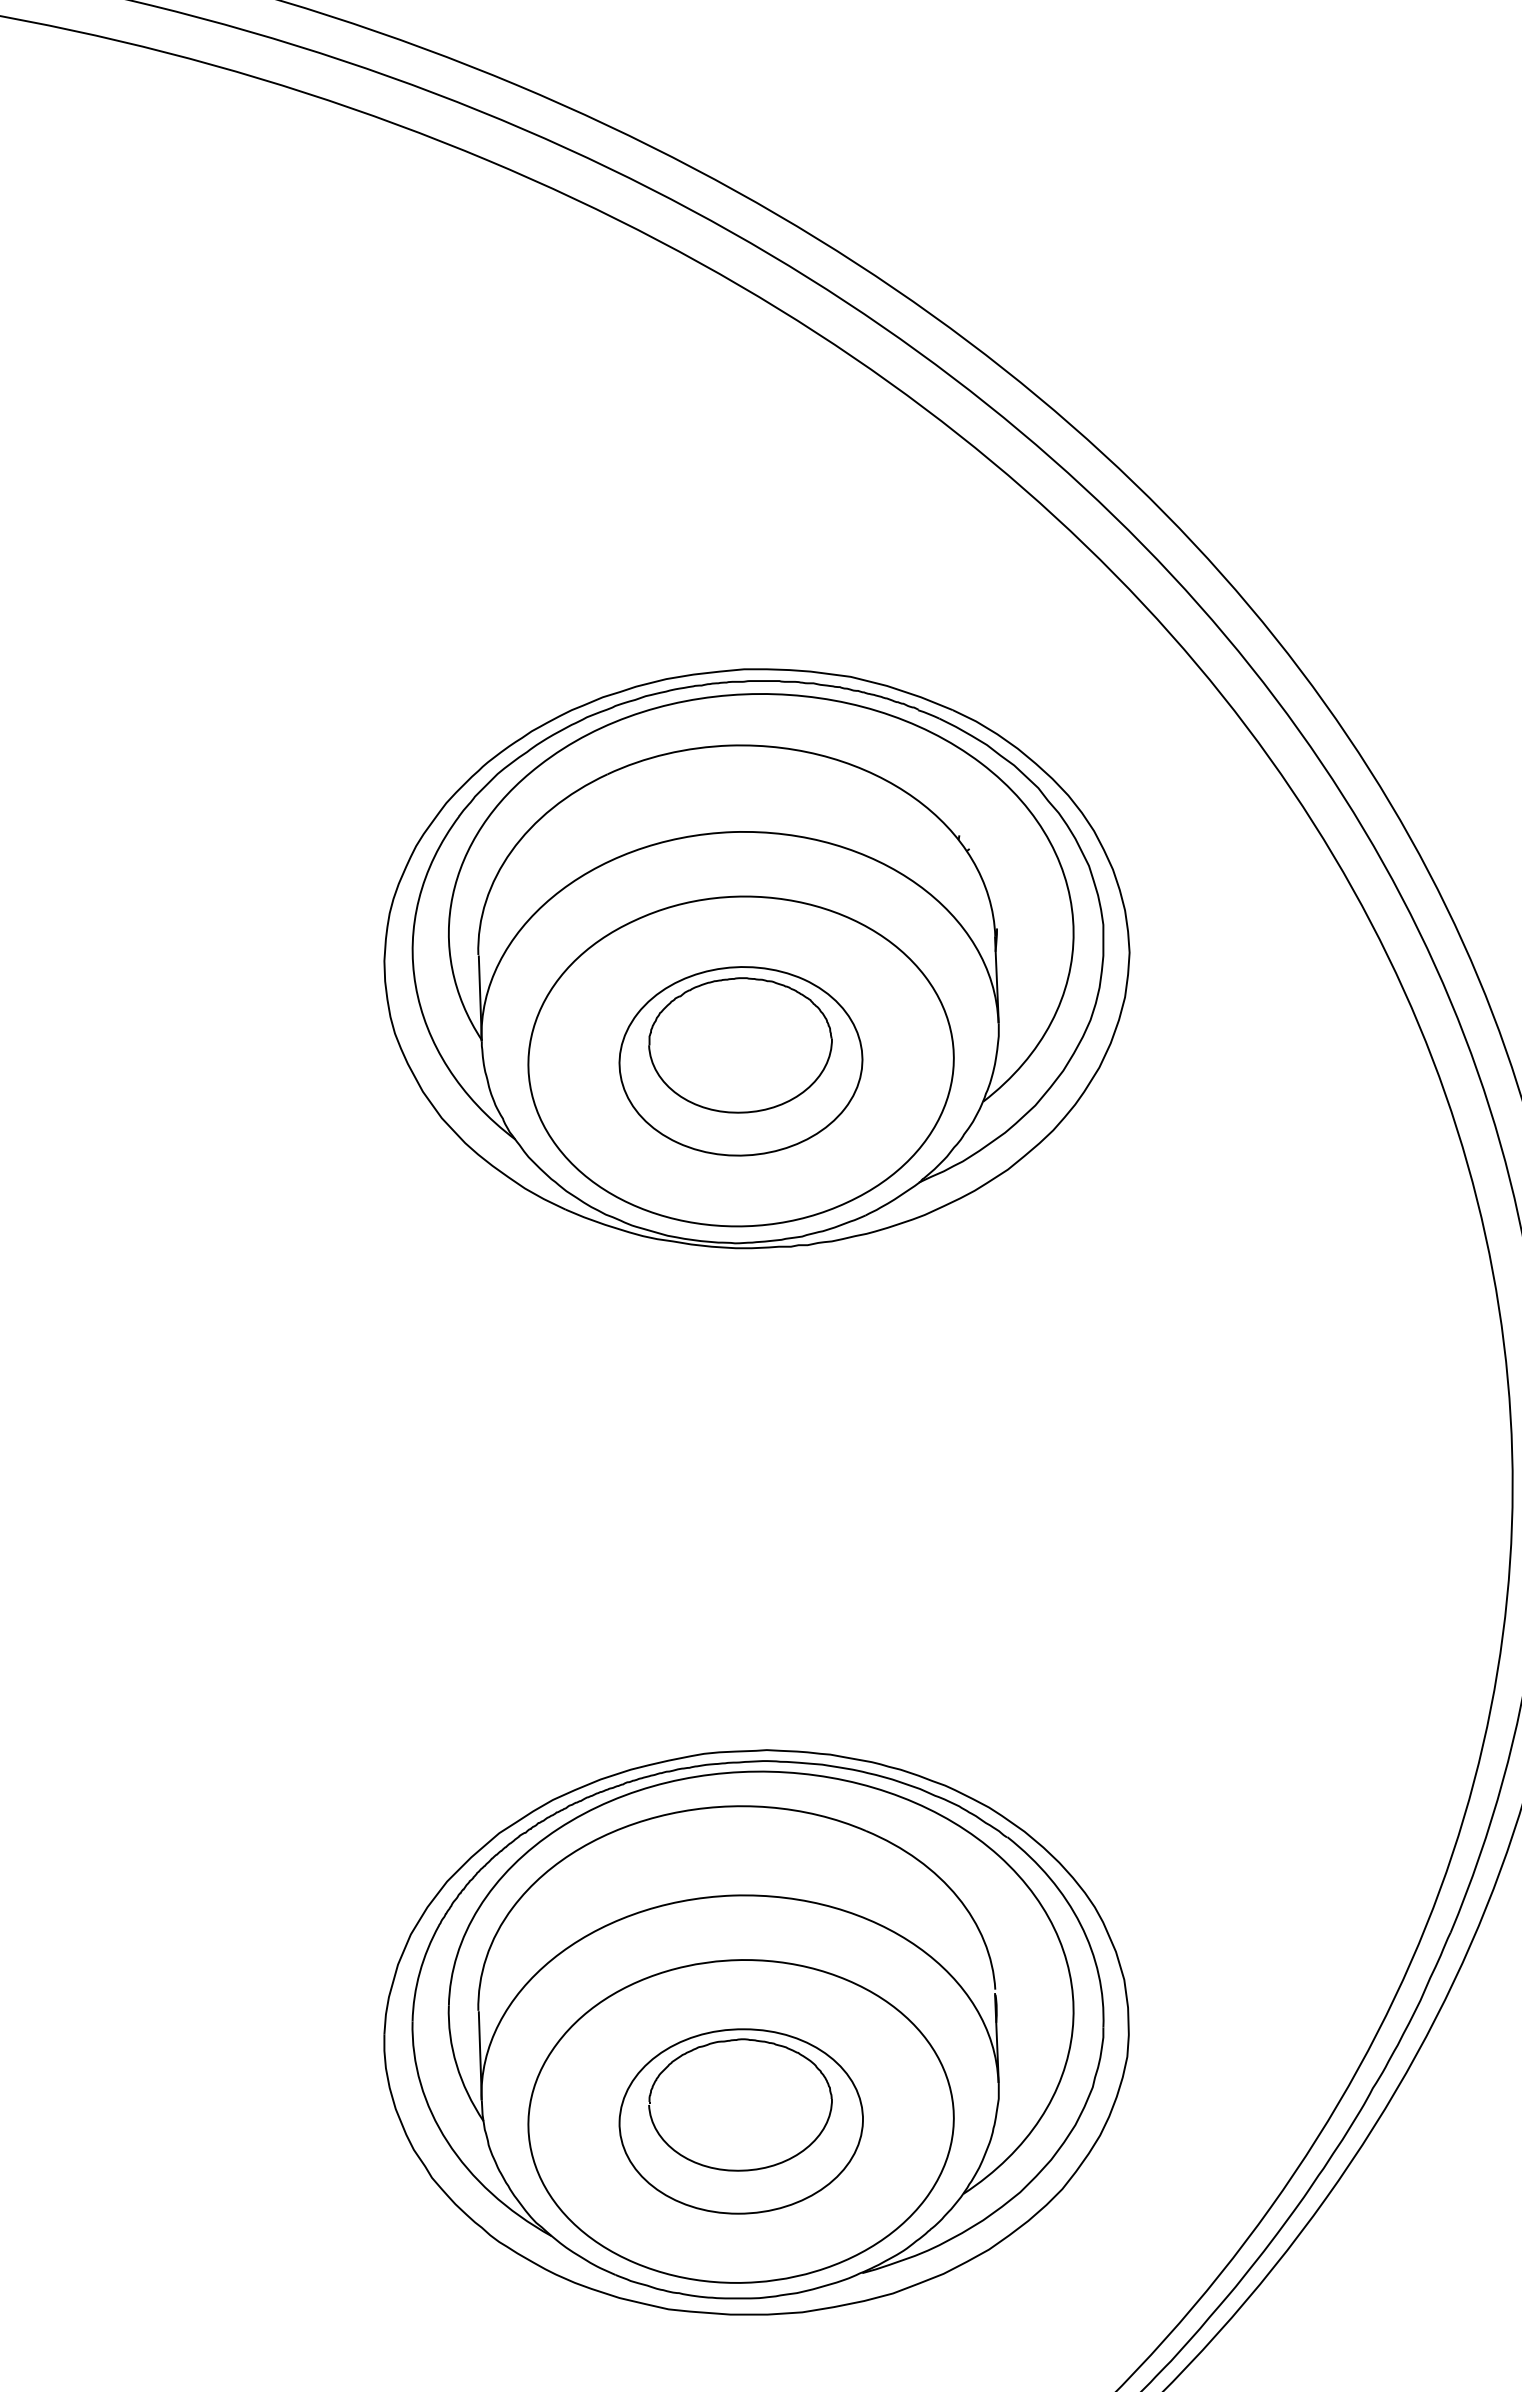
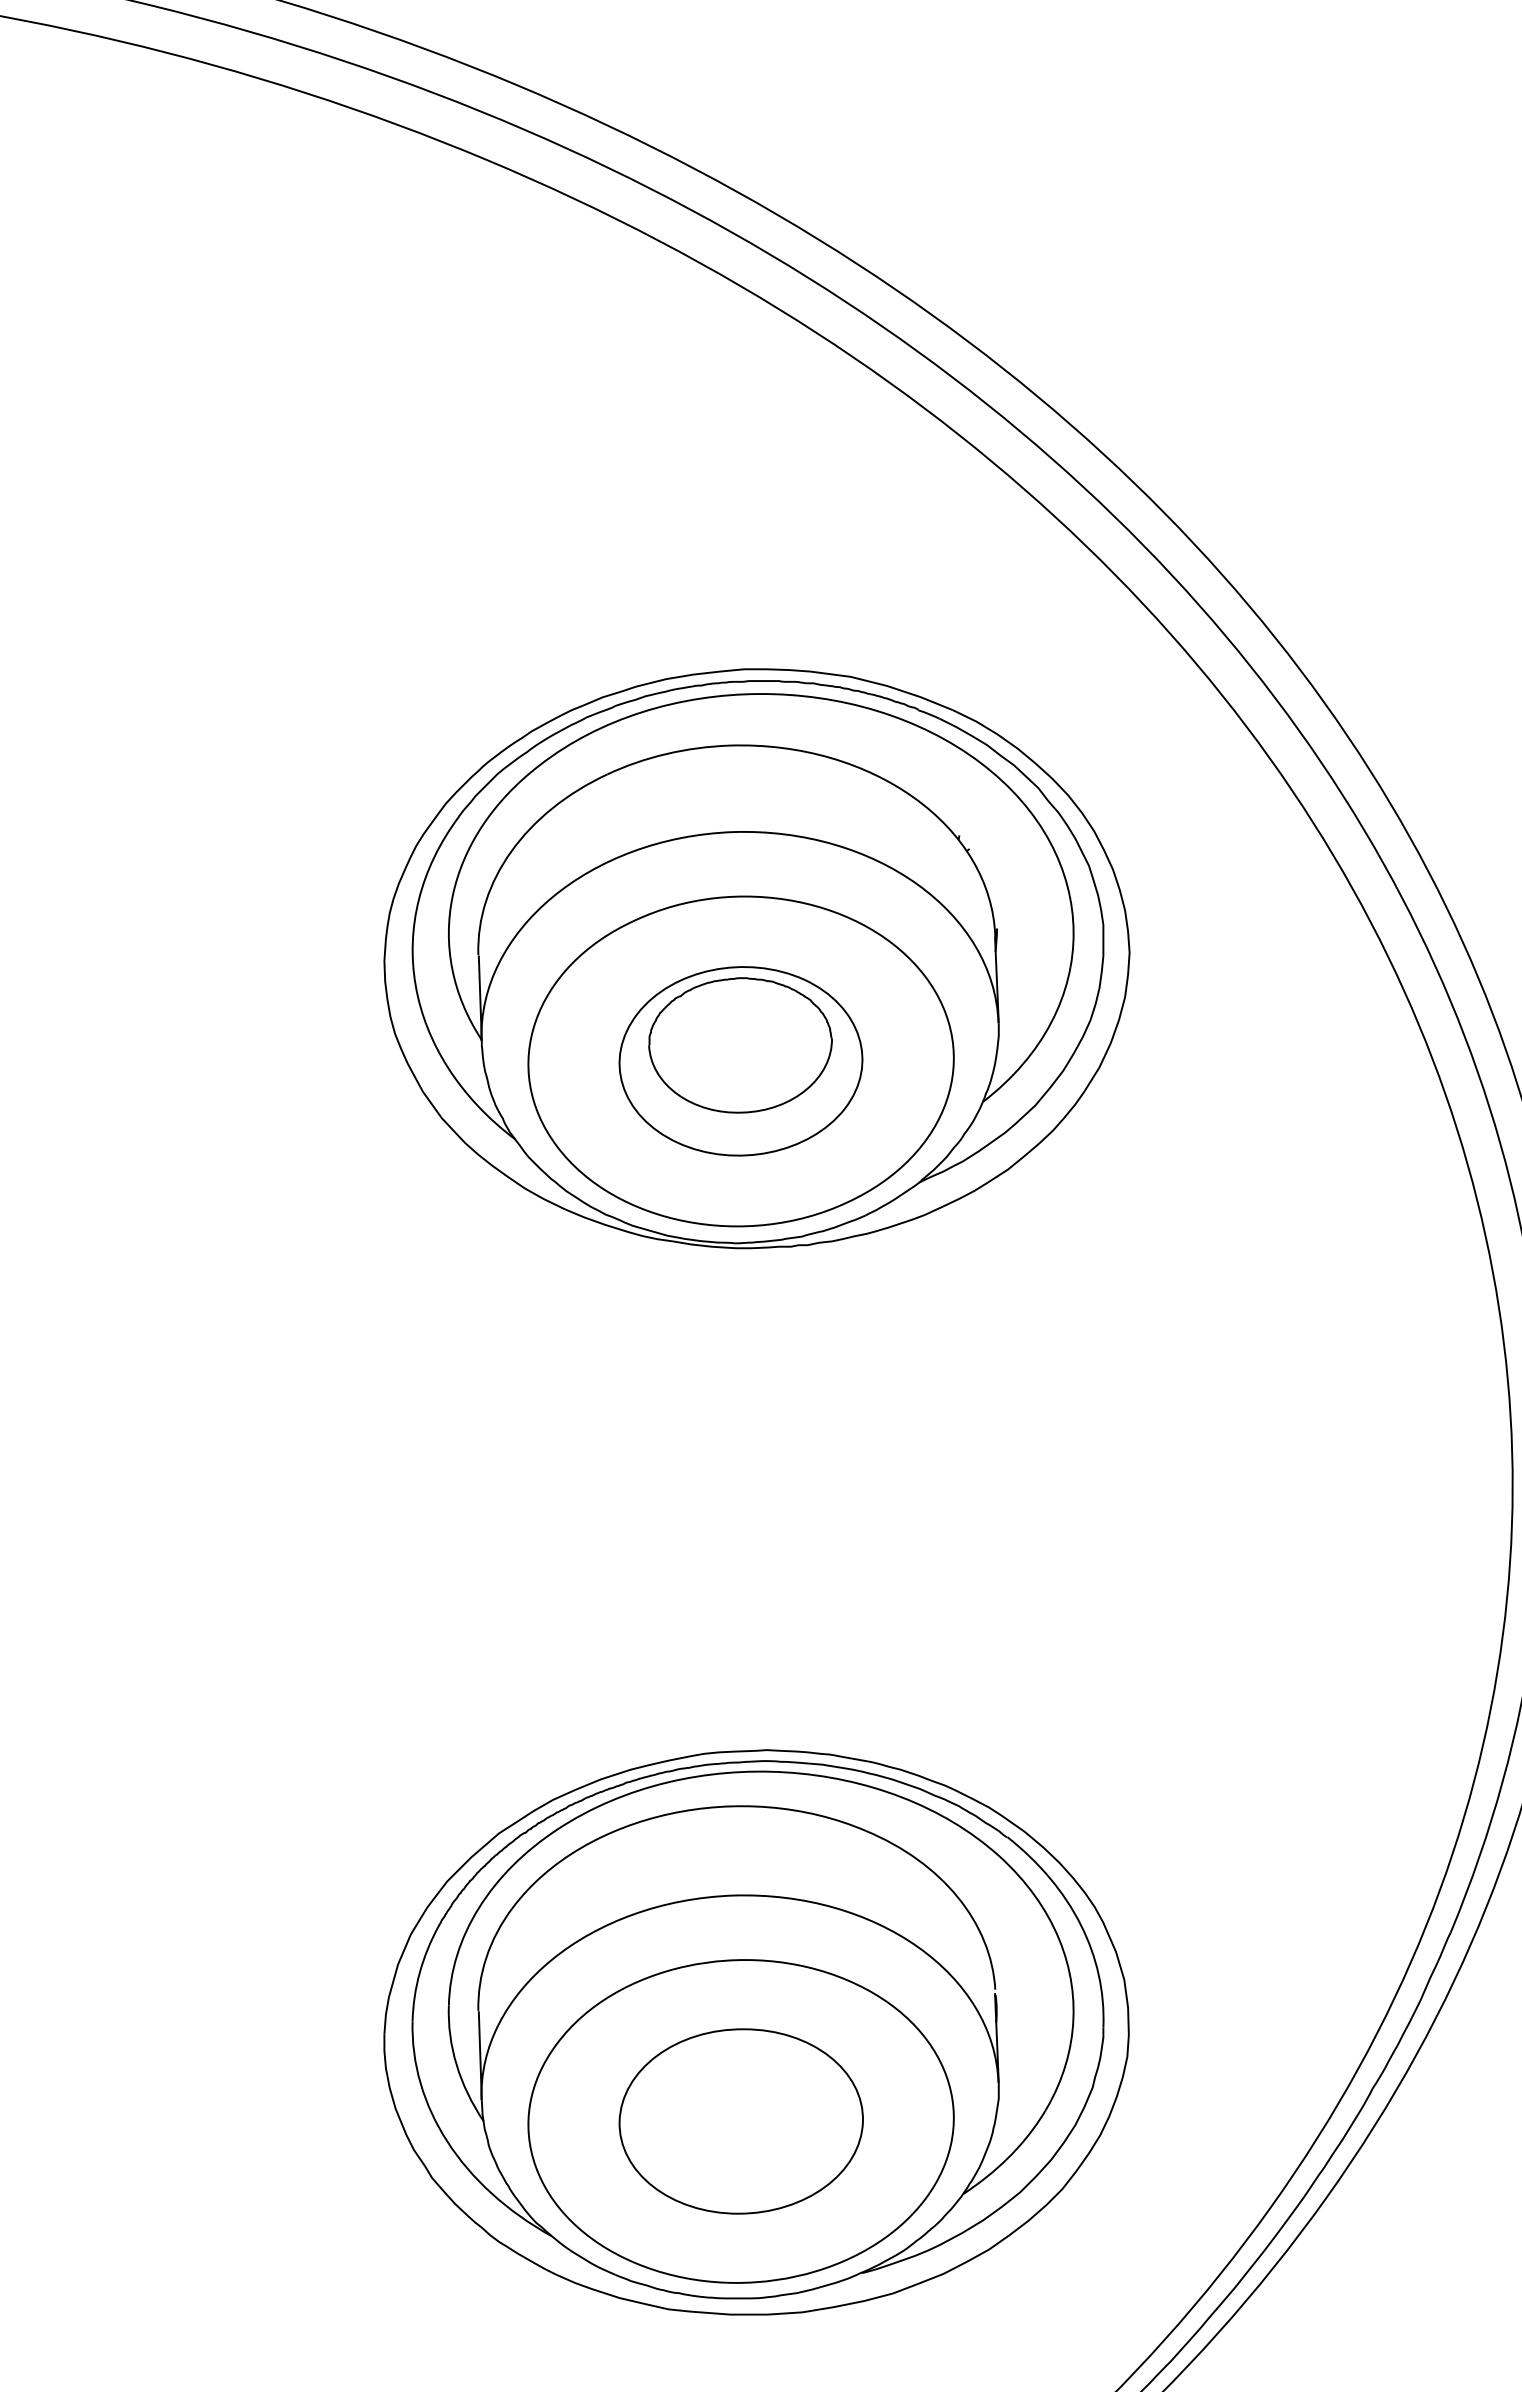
part: present -> none (733, 2041)
